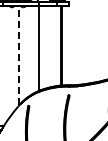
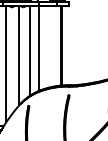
line: none -> present (30, 50)
line: dashed -> solid (19, 55)
line: none -> present (6, 64)
